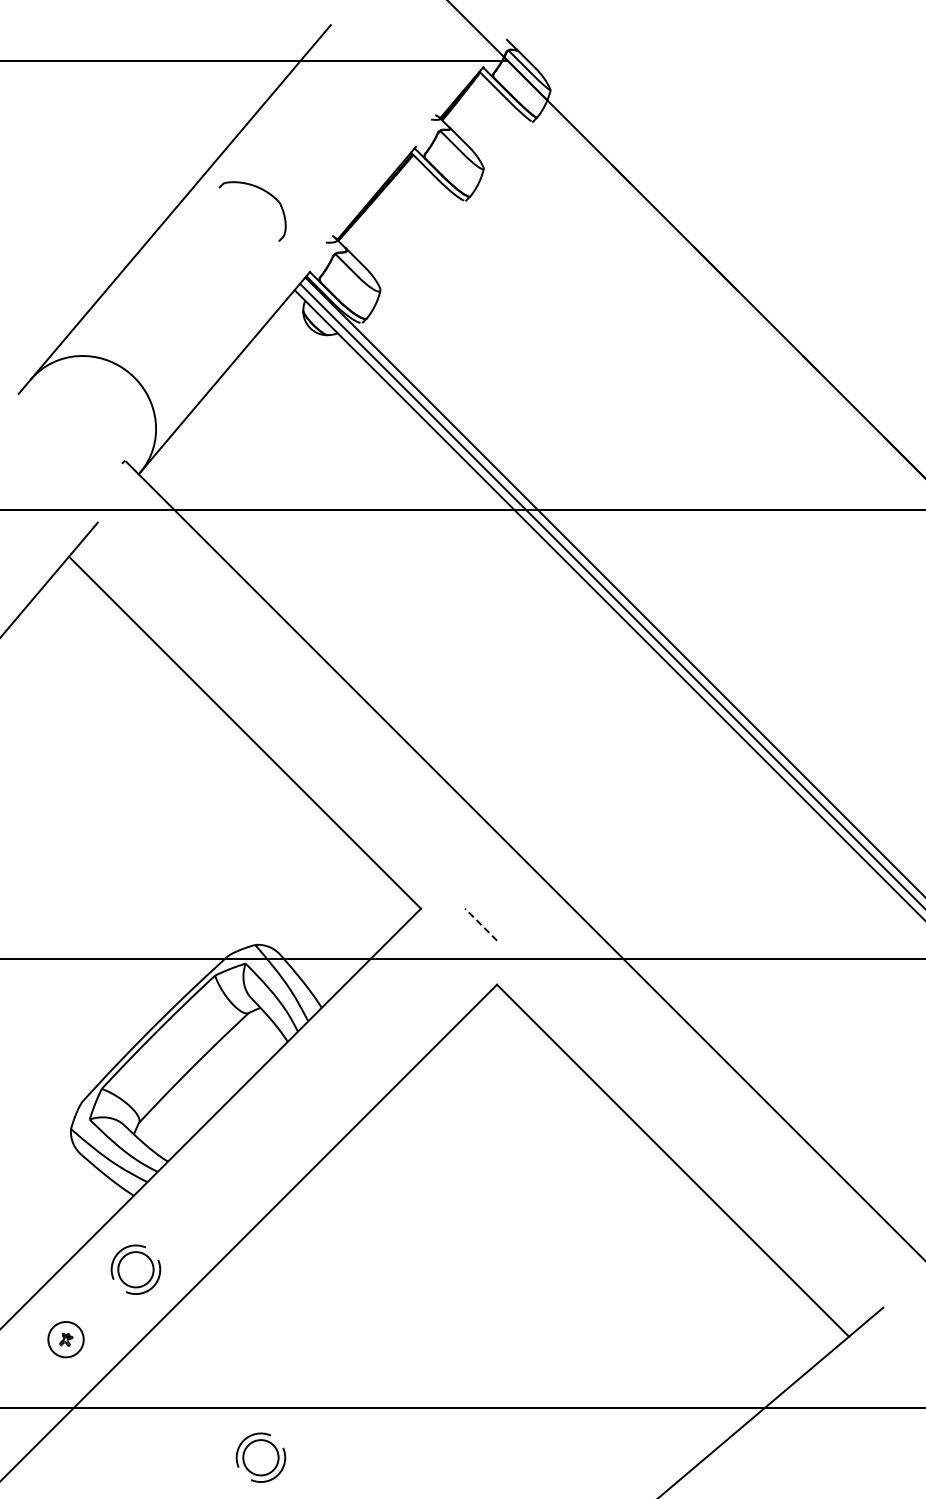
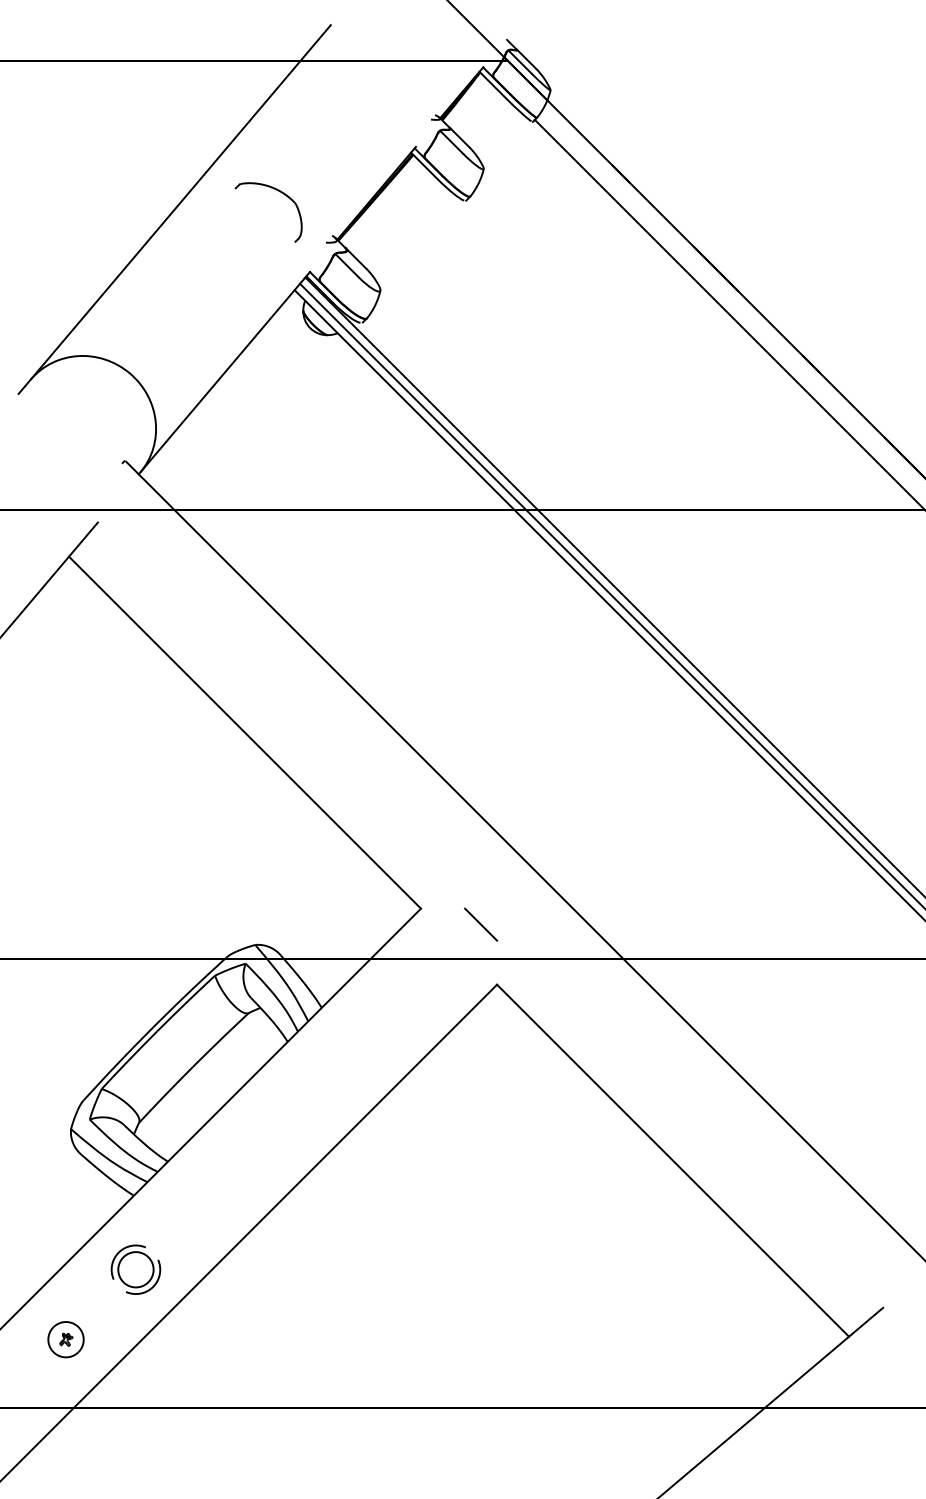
part position: (265, 192) -> (281, 193) (281, 193)
line: none -> present (728, 313)
line: dashed -> solid (481, 924)
part: present -> none (260, 1457)
